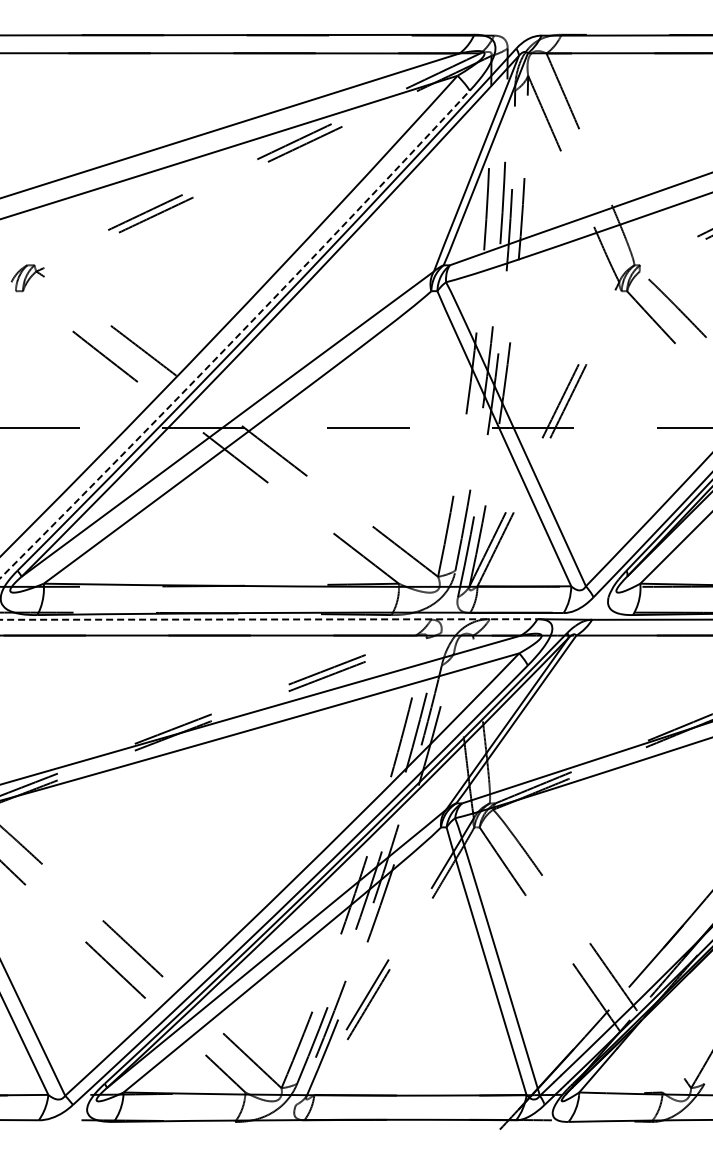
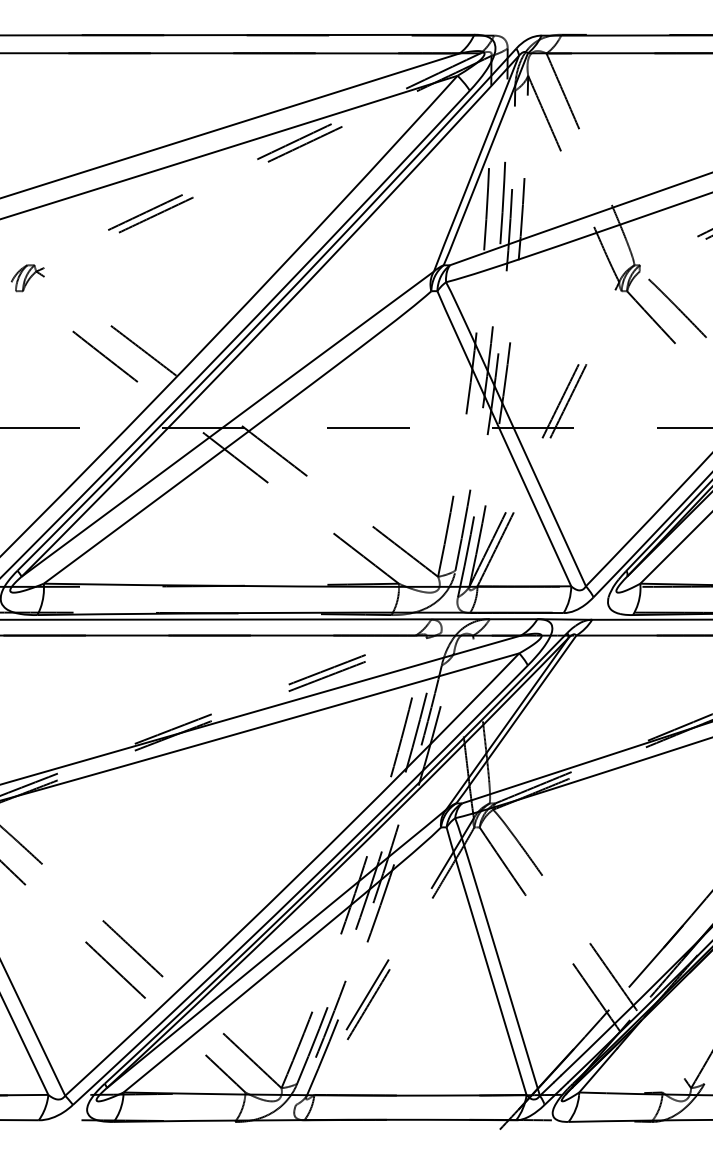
arc: dashed -> solid (236, 336)
line: dashed -> solid (268, 619)
